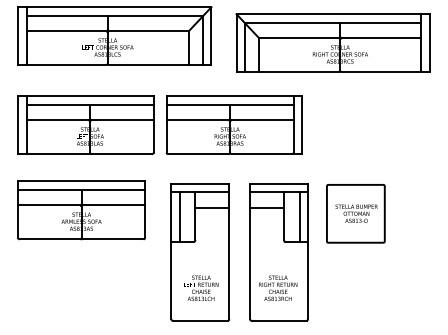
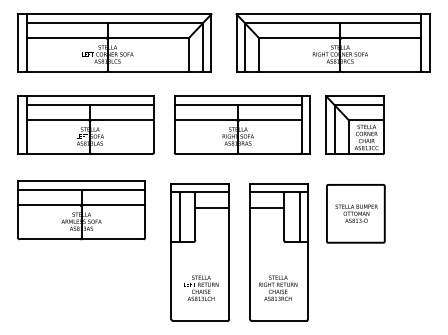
part position: (114, 35) -> (114, 42) (114, 42)
part position: (233, 124) -> (241, 124) (241, 124)
part: none -> present (354, 124)
